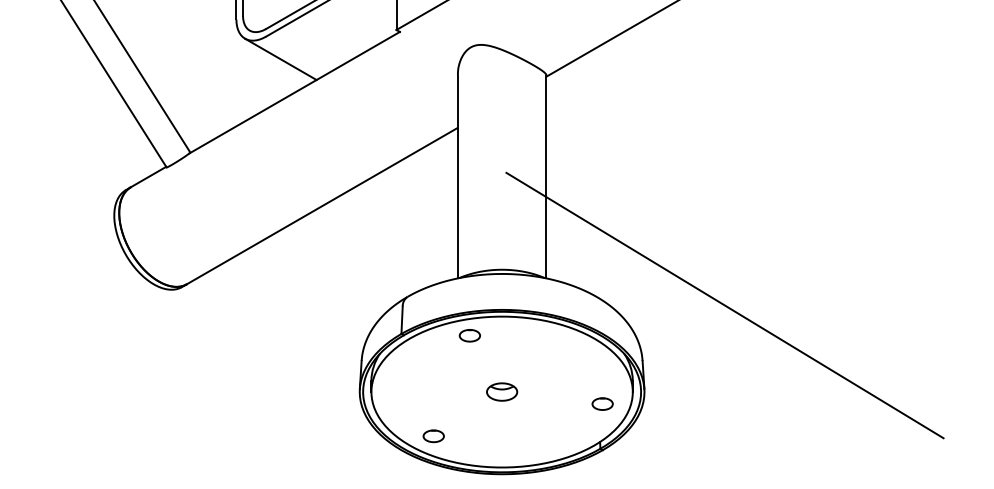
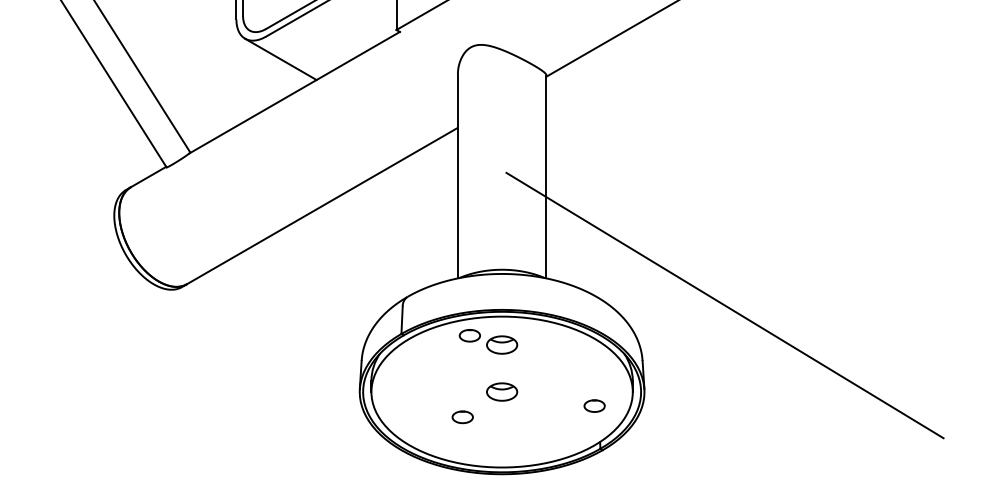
part: none -> present (502, 344)
part position: (602, 403) -> (594, 405) (594, 405)
part position: (433, 436) -> (462, 417) (462, 417)
